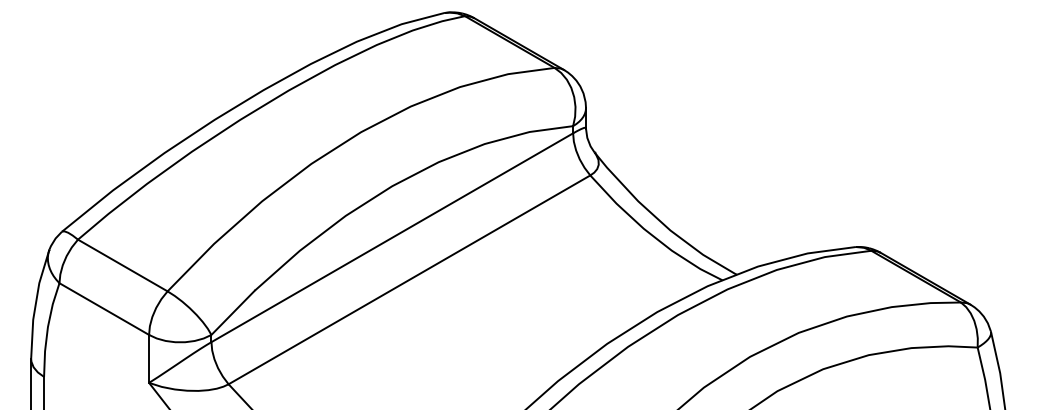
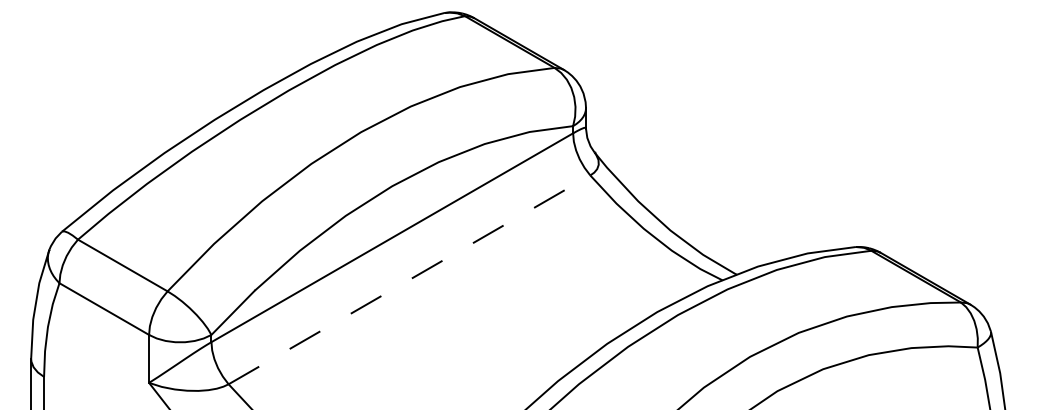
line: solid -> dashed (409, 279)
